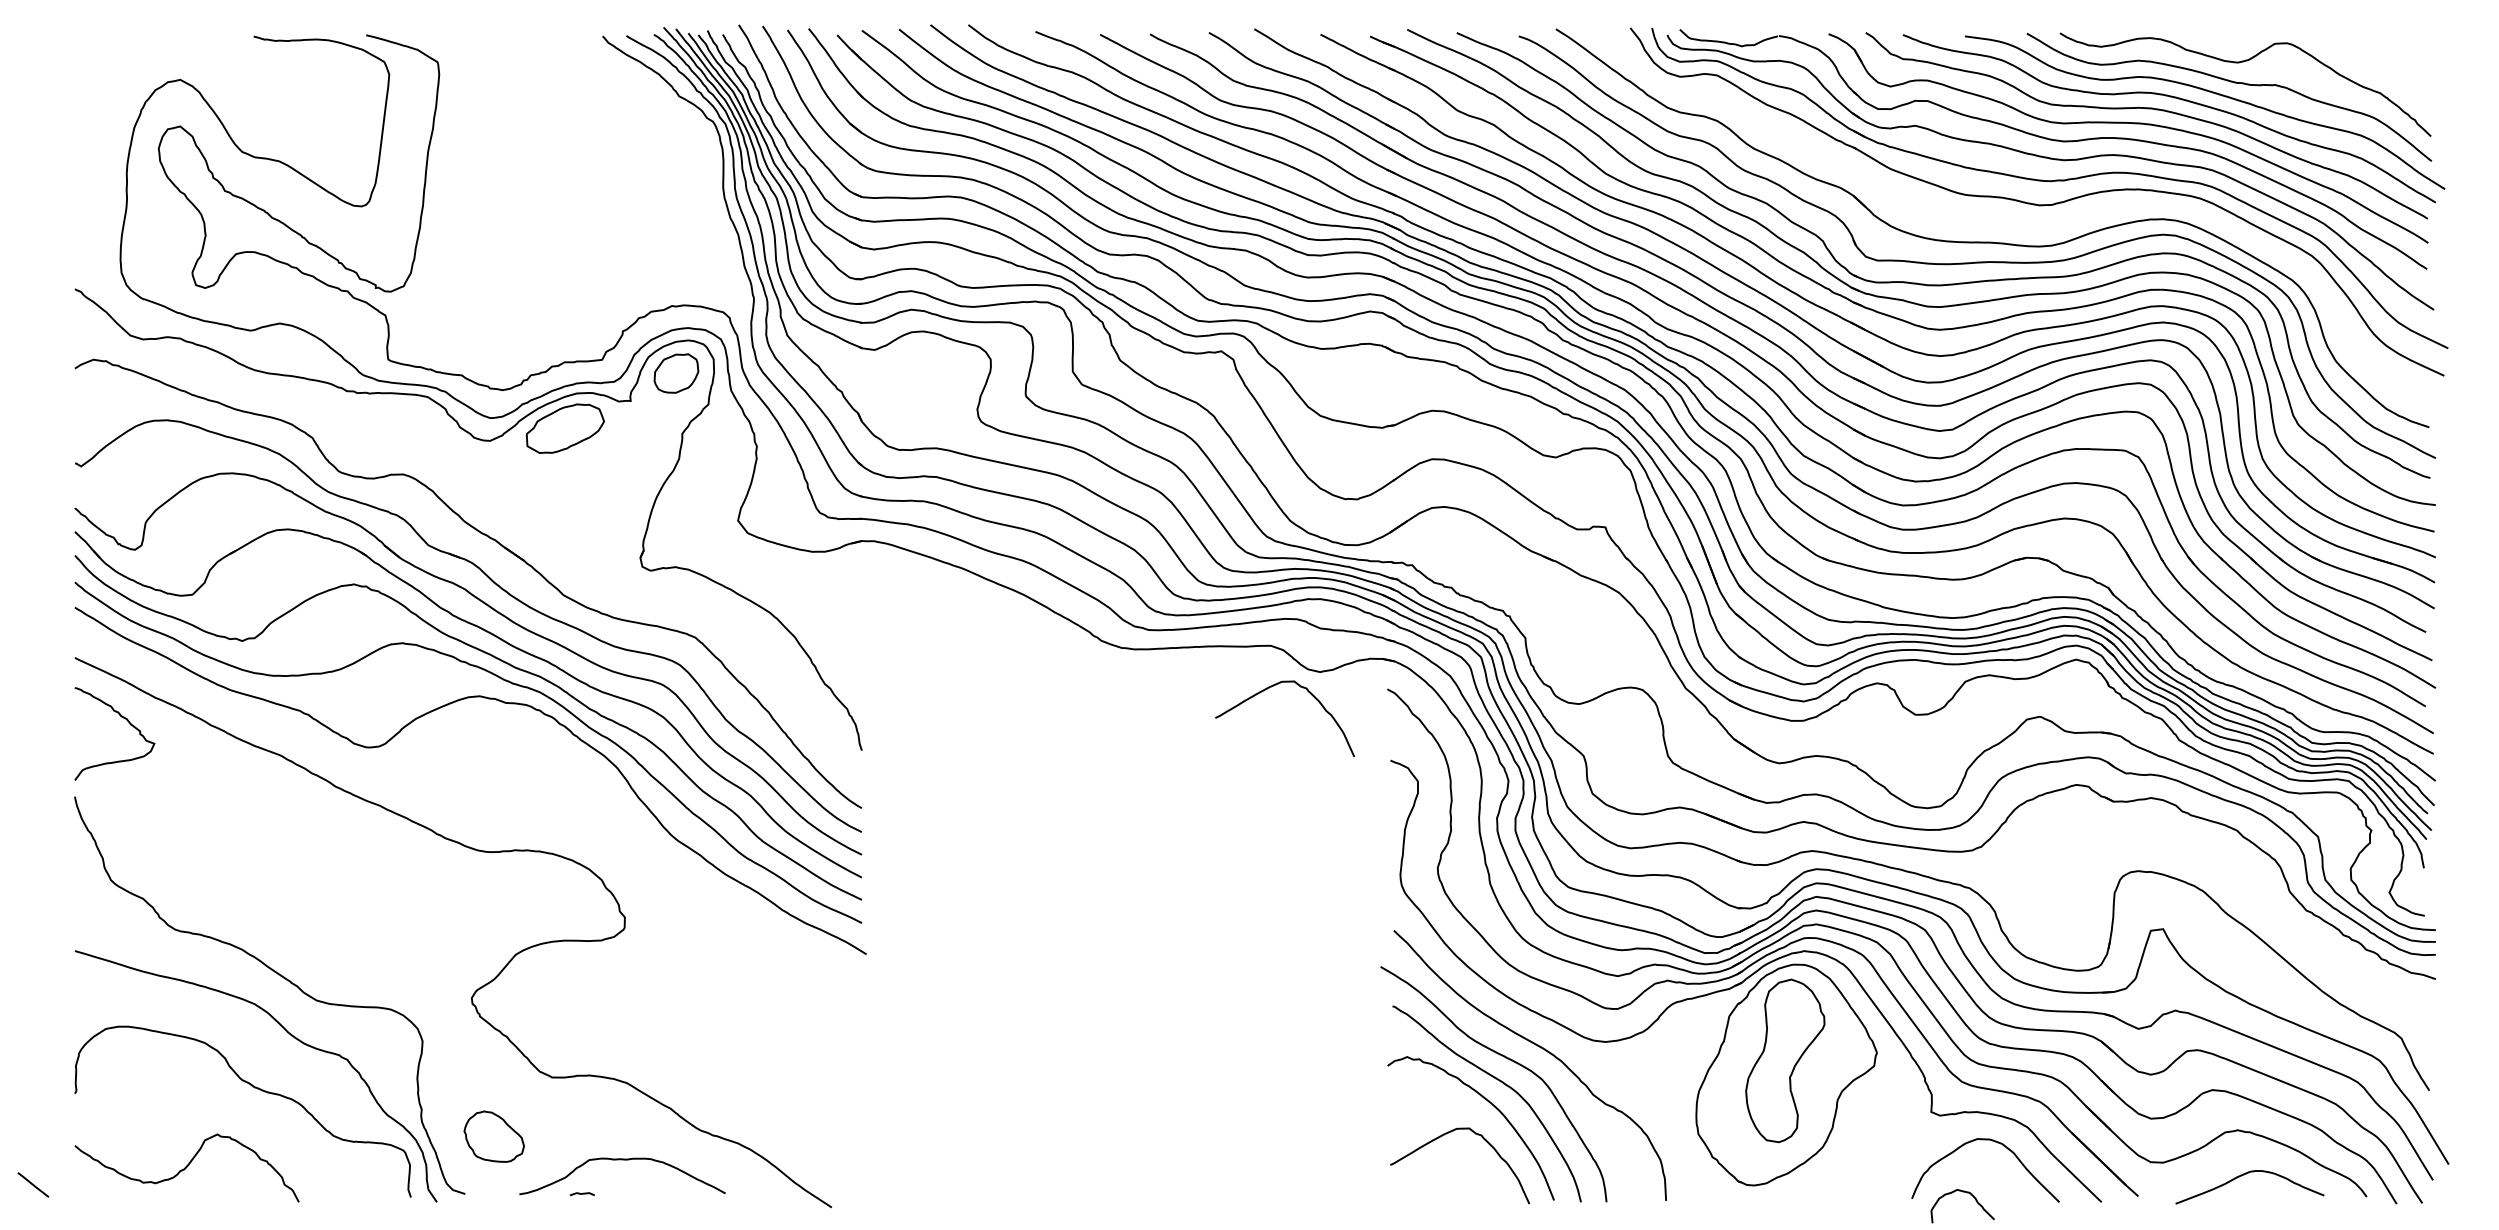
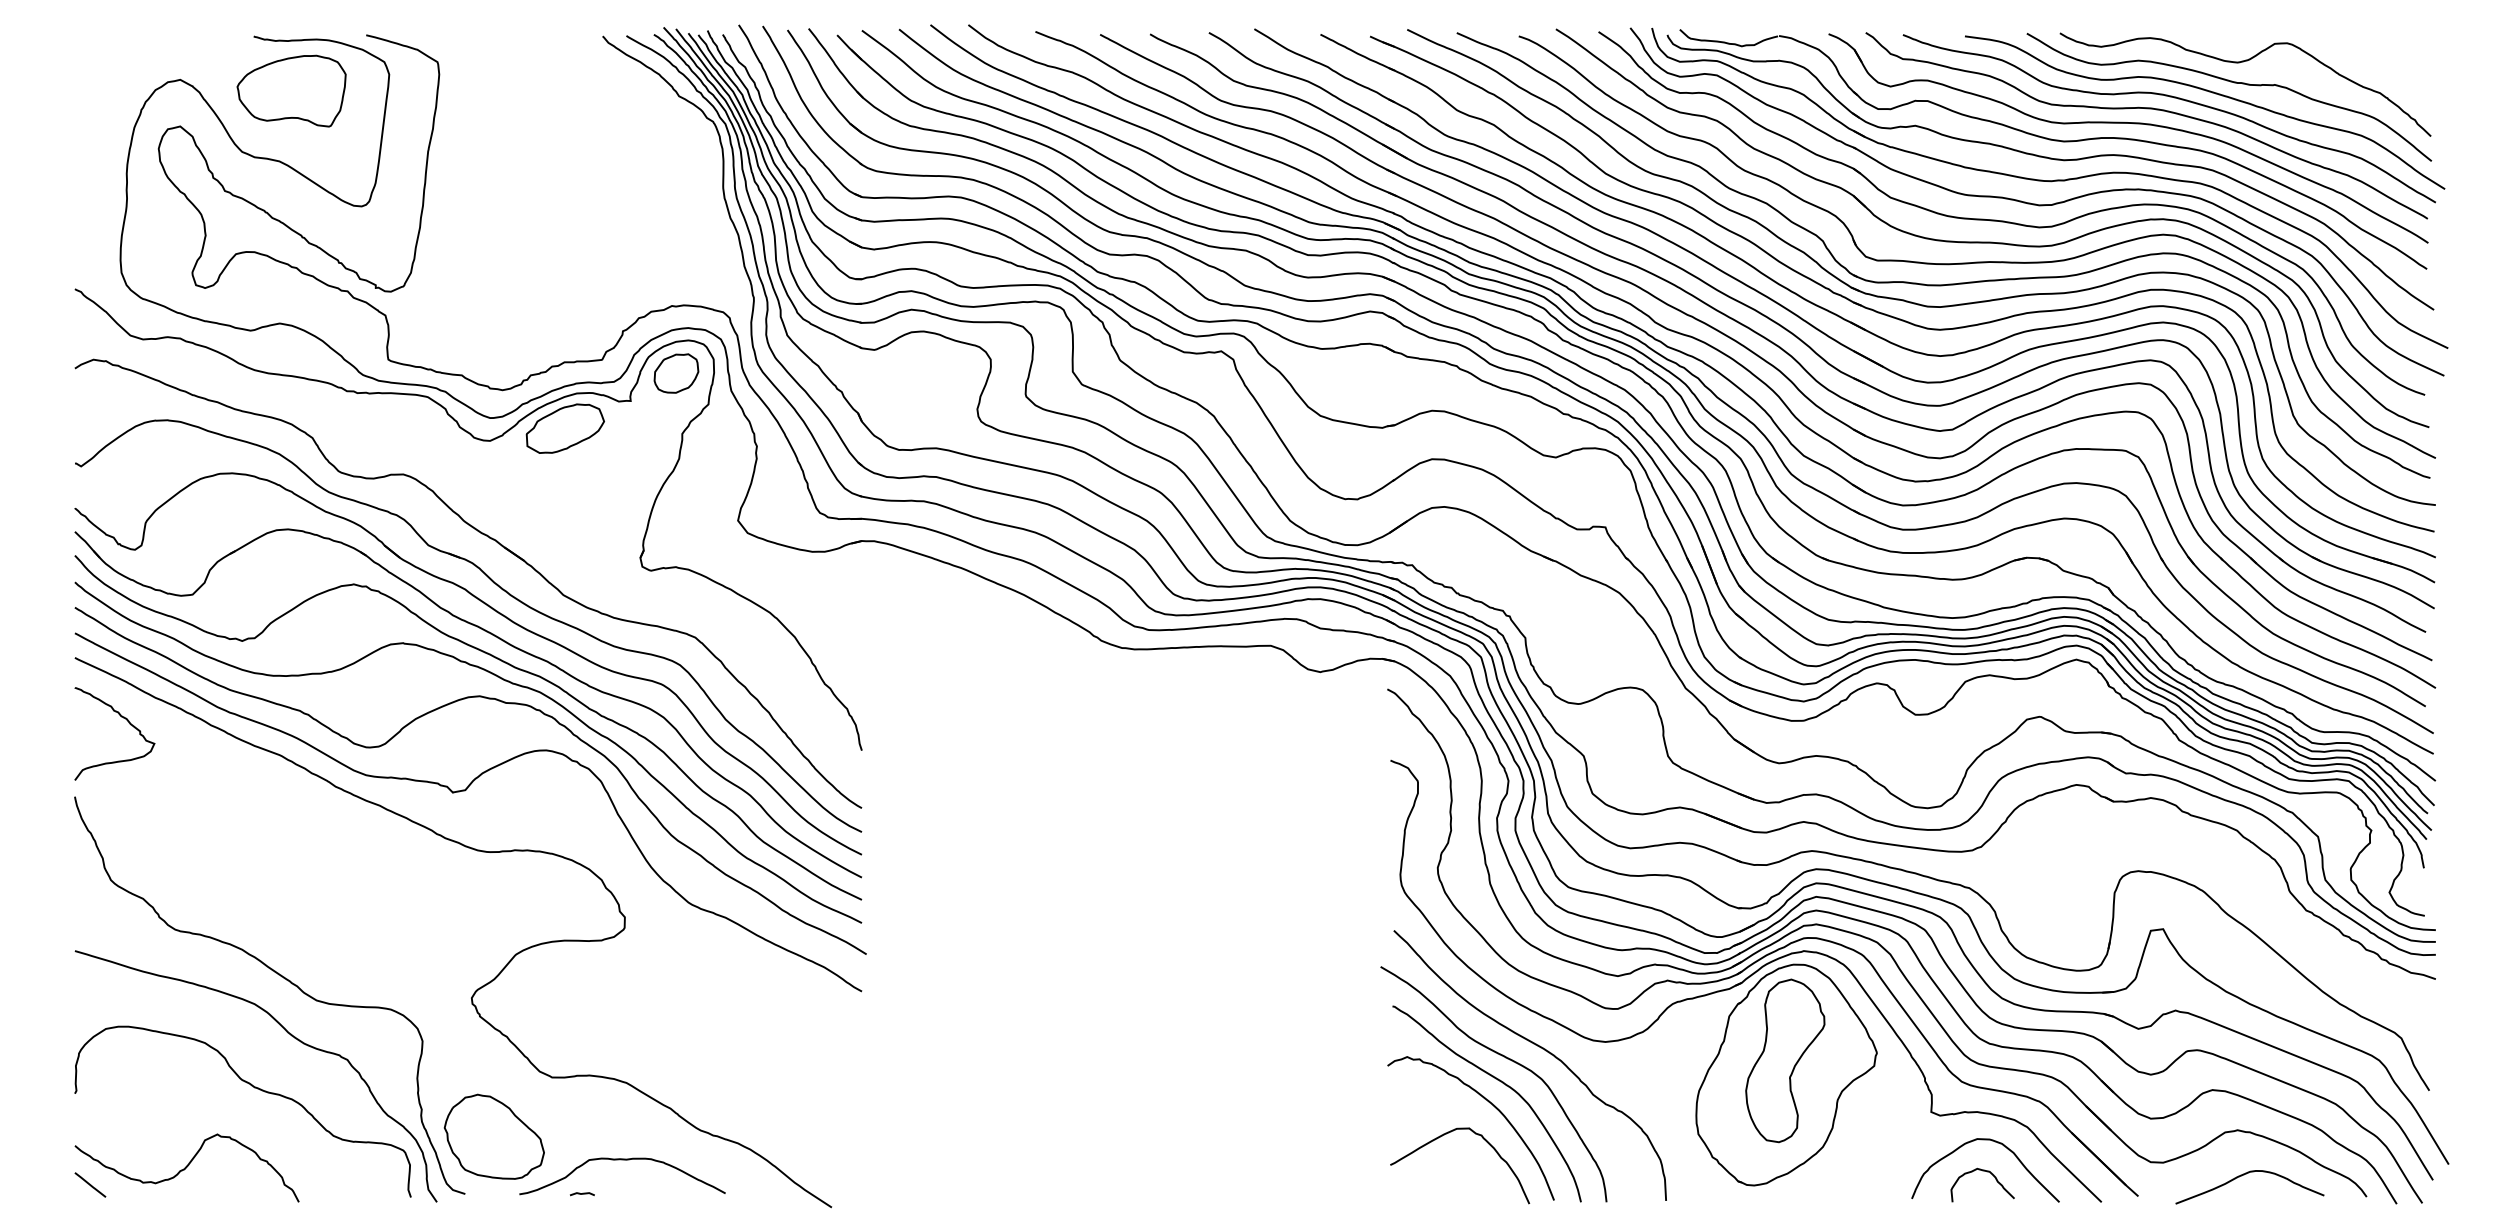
part: none -> present (291, 90)
part: none -> present (2010, 221)
curve: present -> none (1269, 688)
curve: none -> present (465, 791)
part size: 62x53 px -> 102x87 px (493, 1136)
line position: (33, 1184) -> (90, 1184) (90, 1184)
curve position: (1962, 1192) -> (1982, 1171) (1982, 1171)
